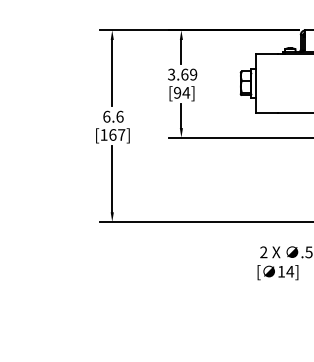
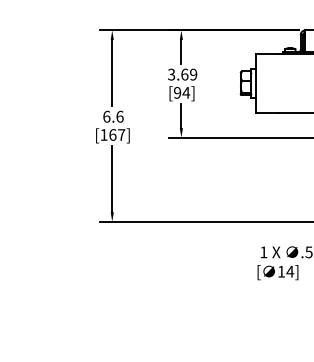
text: 2 -> 1 (263, 252)
